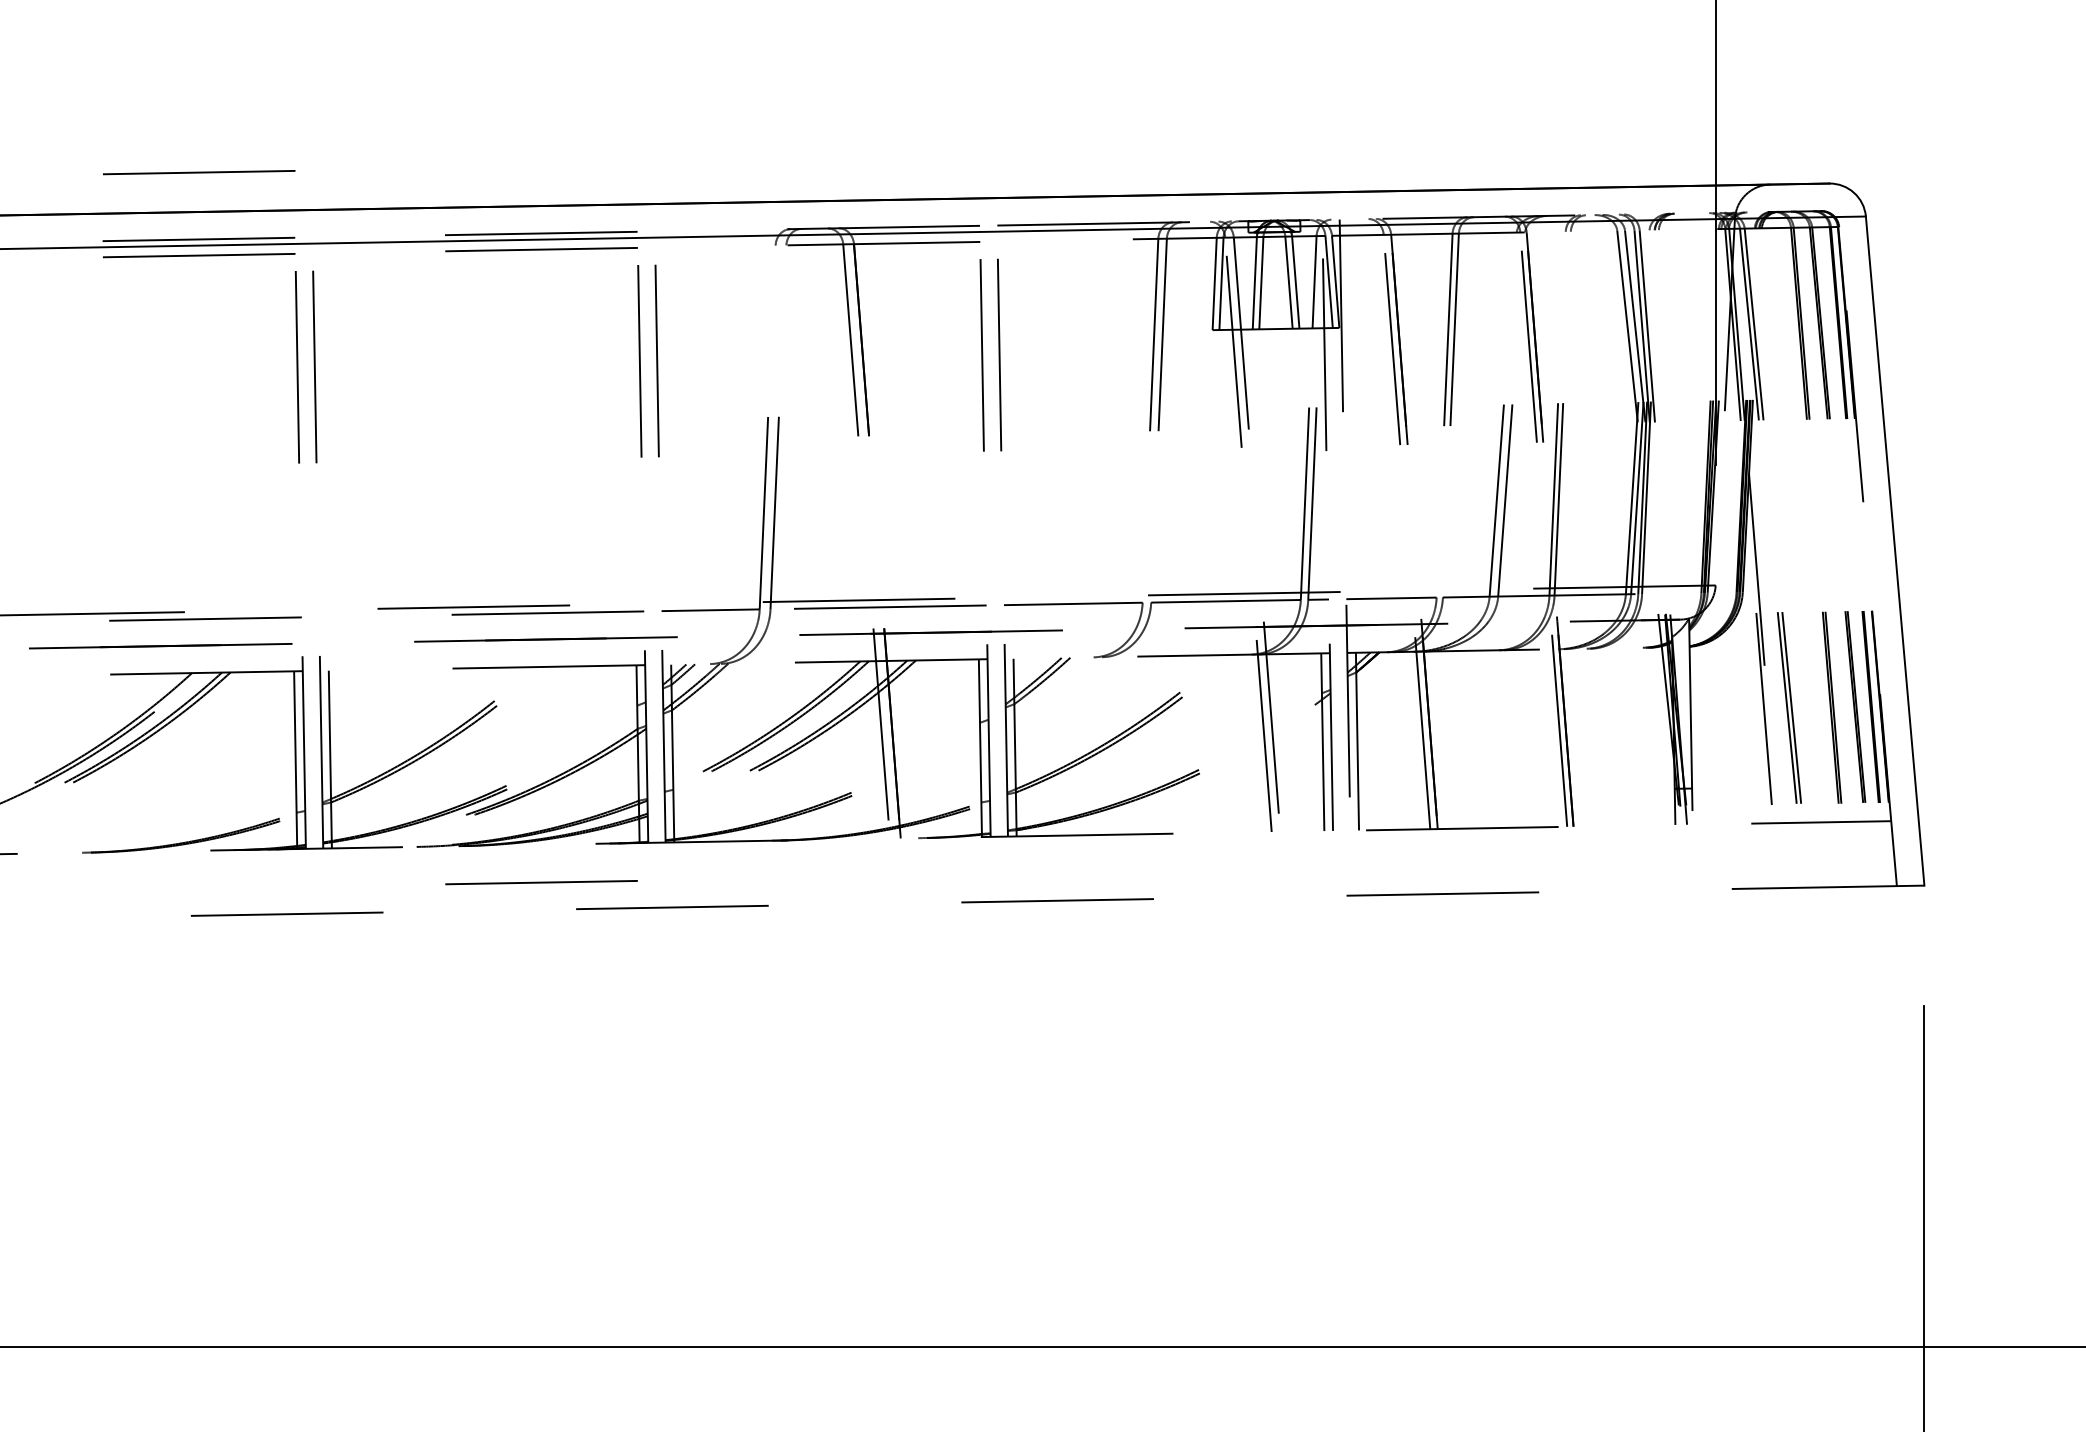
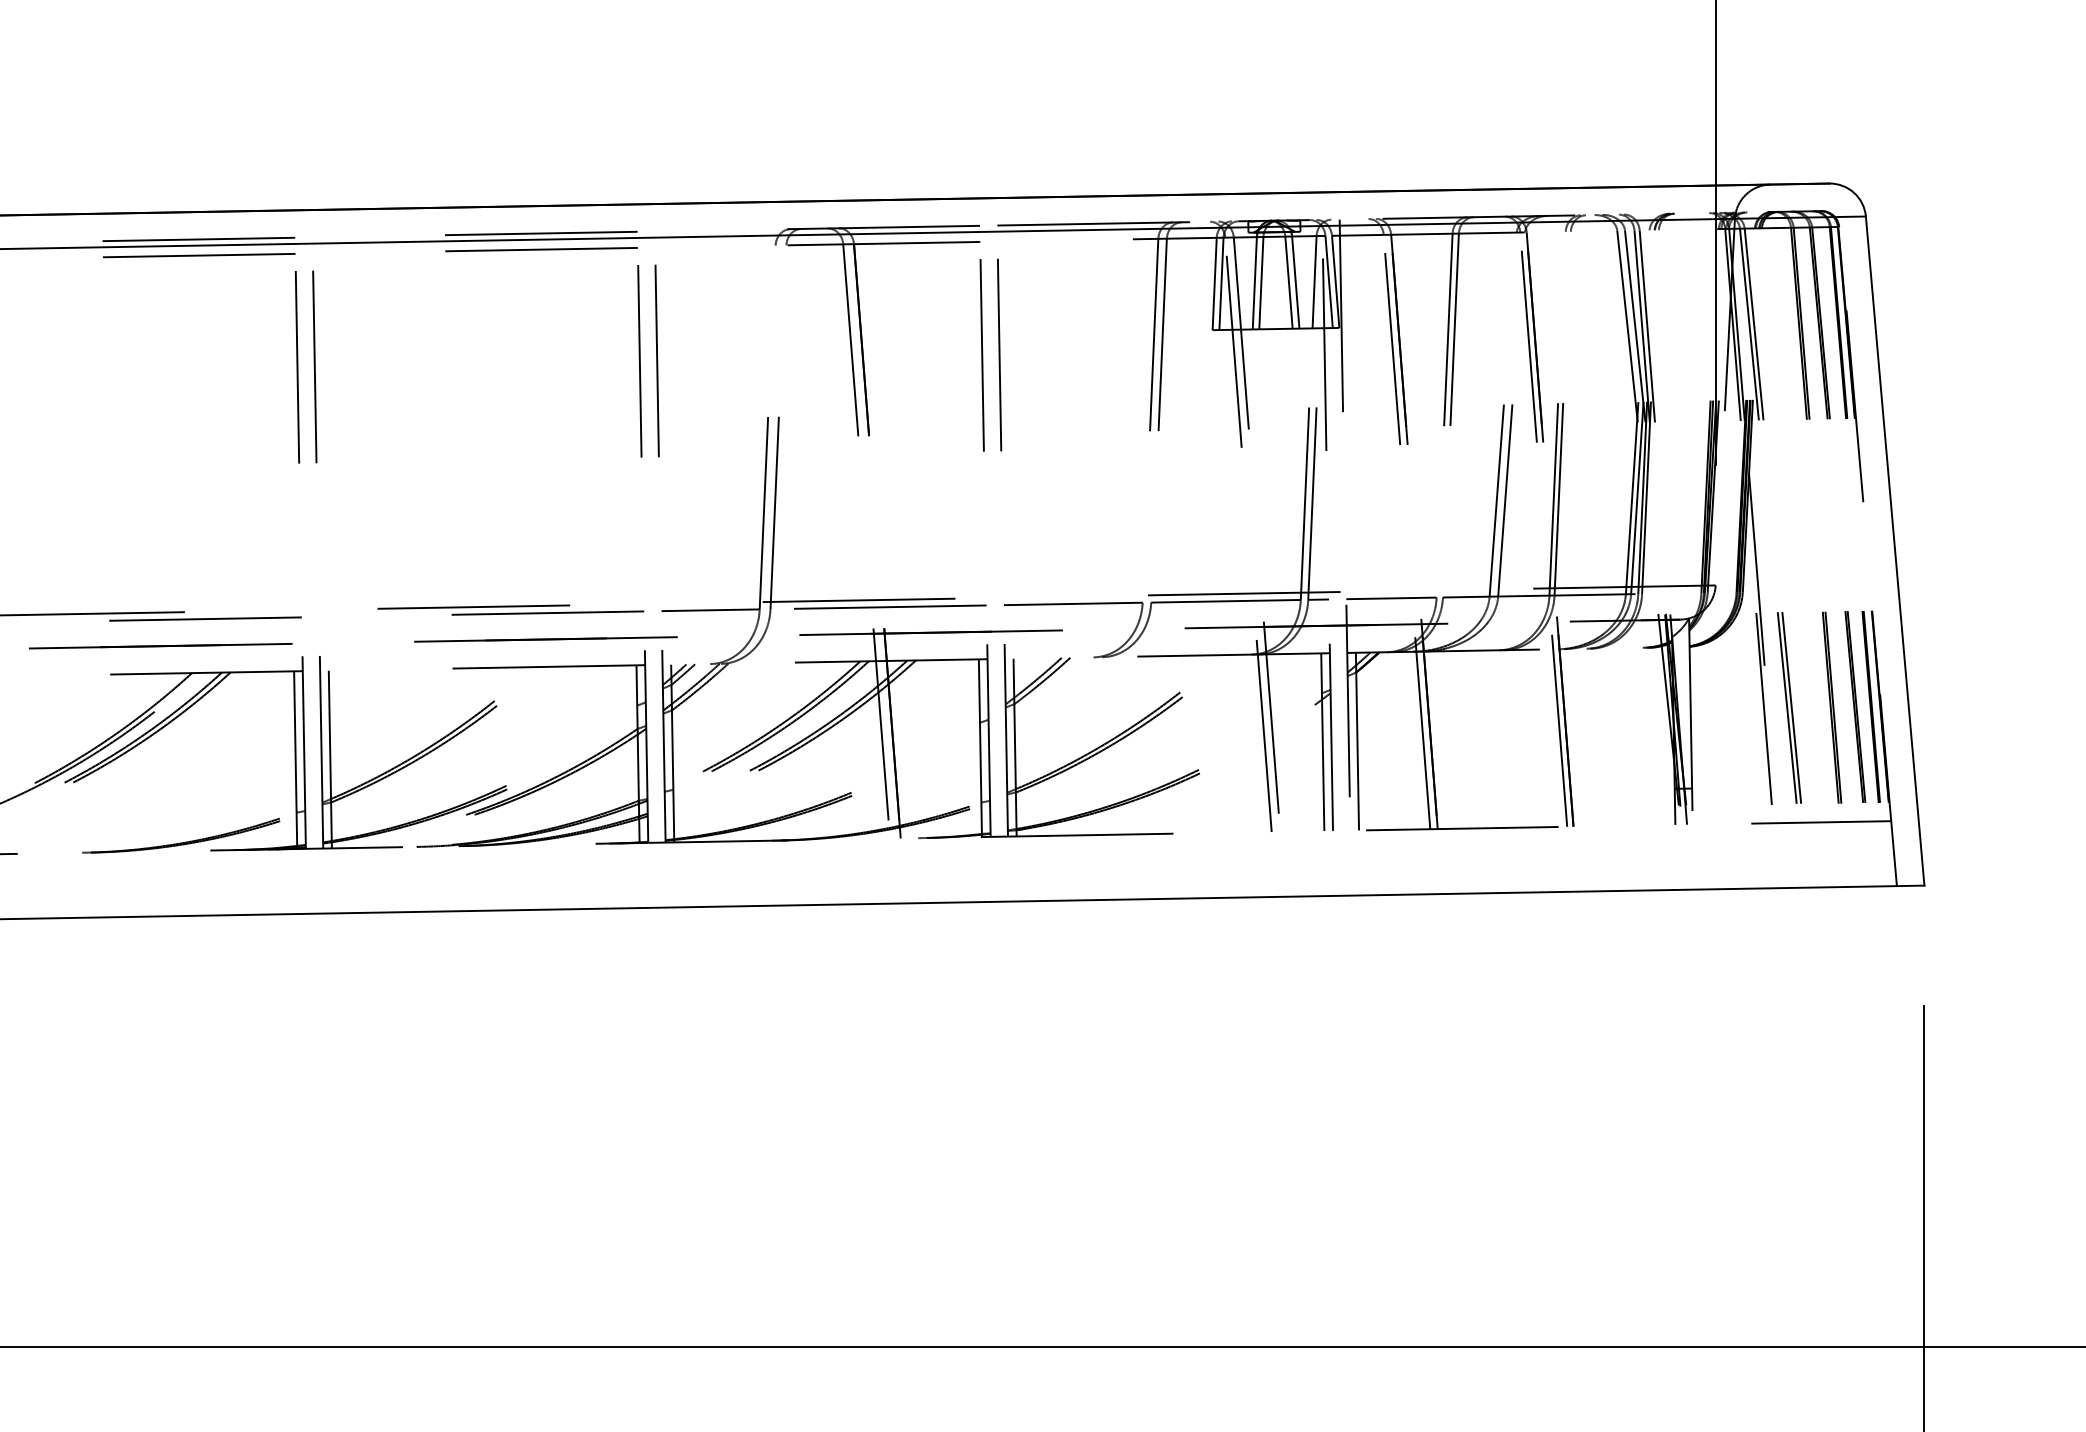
line: present -> none (199, 172)
line: present -> none (541, 882)
line: dashed -> solid (961, 902)
